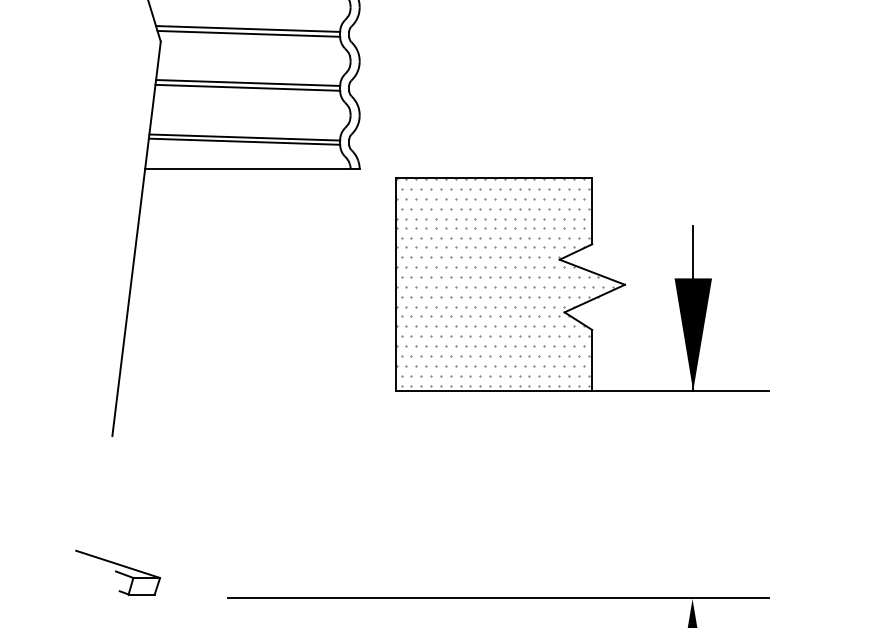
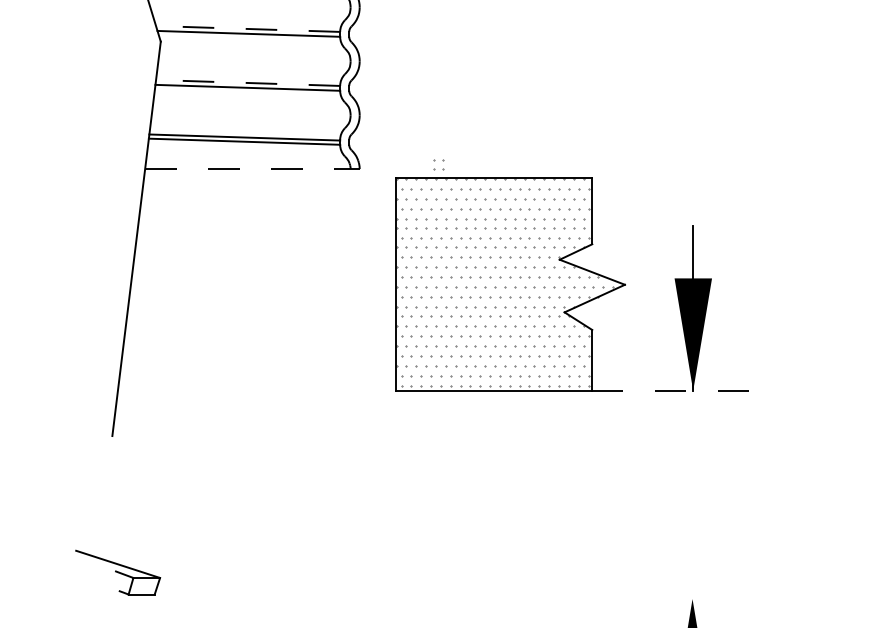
line: solid -> dashed (247, 28)
line: solid -> dashed (247, 82)
part: none -> present (438, 164)
line: solid -> dashed (252, 169)
line: solid -> dashed (680, 390)
line: present -> none (498, 598)
